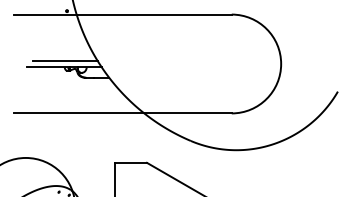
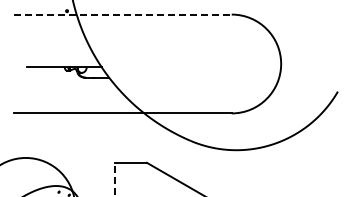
line: solid -> dashed (123, 14)
line: present -> none (65, 60)
line: solid -> dashed (114, 179)
